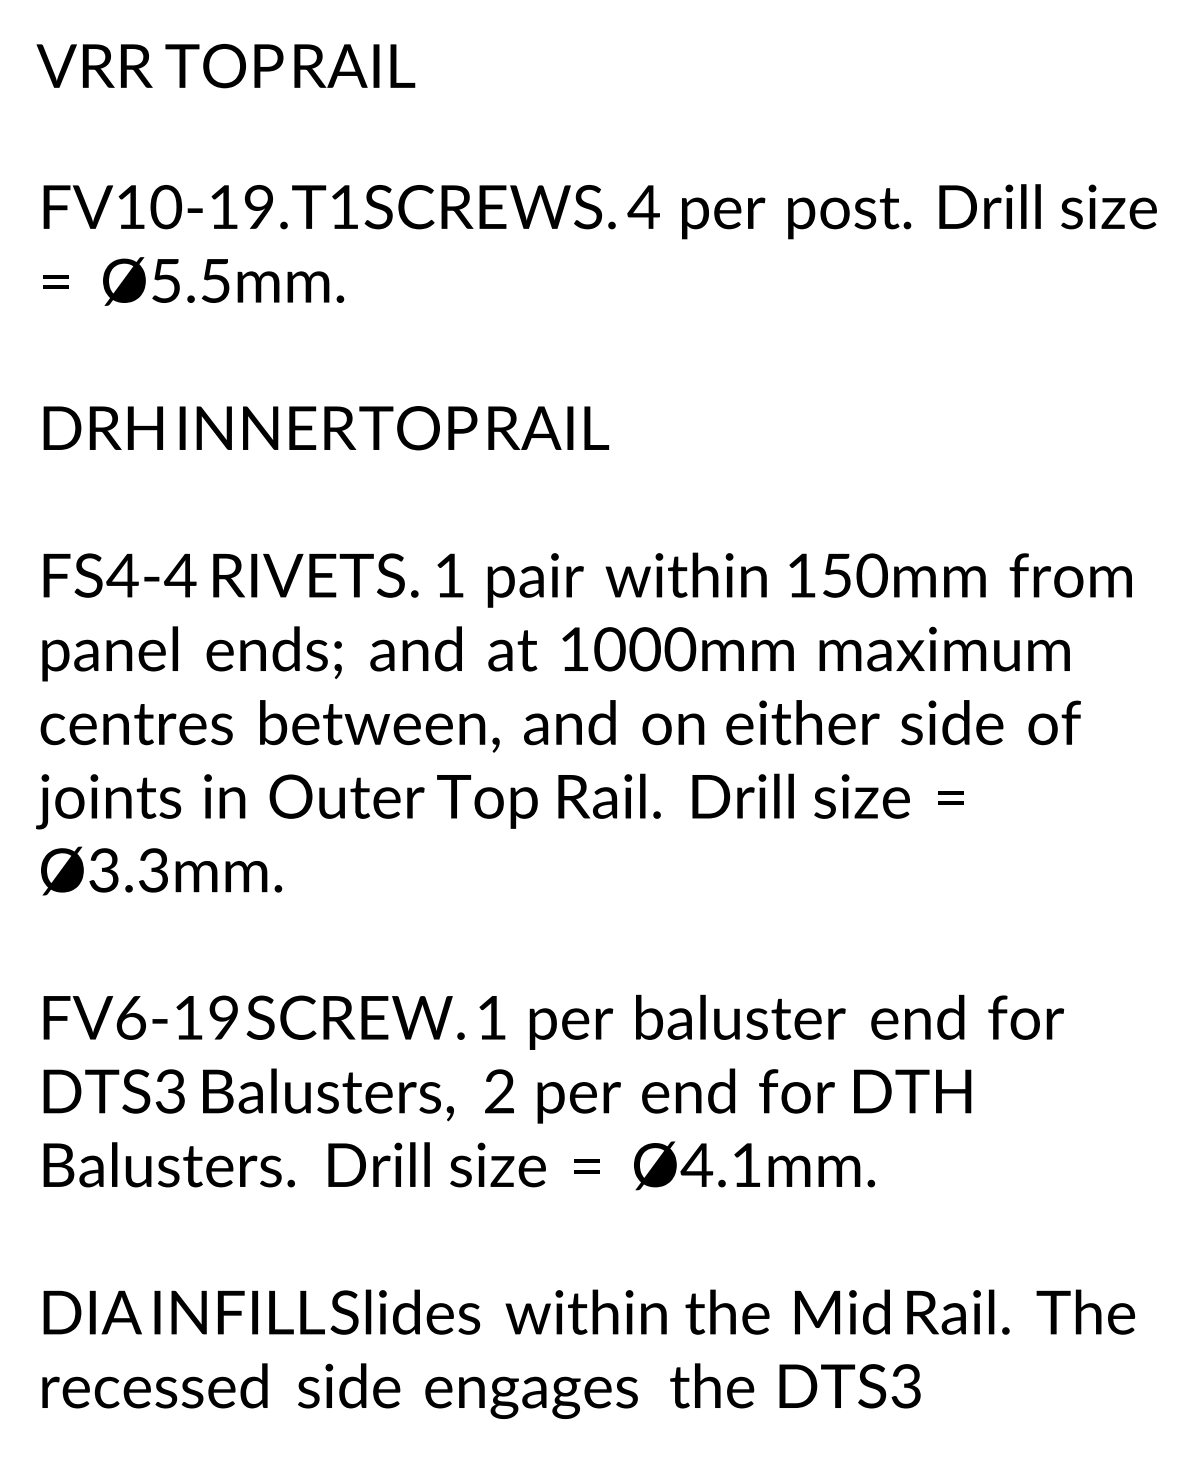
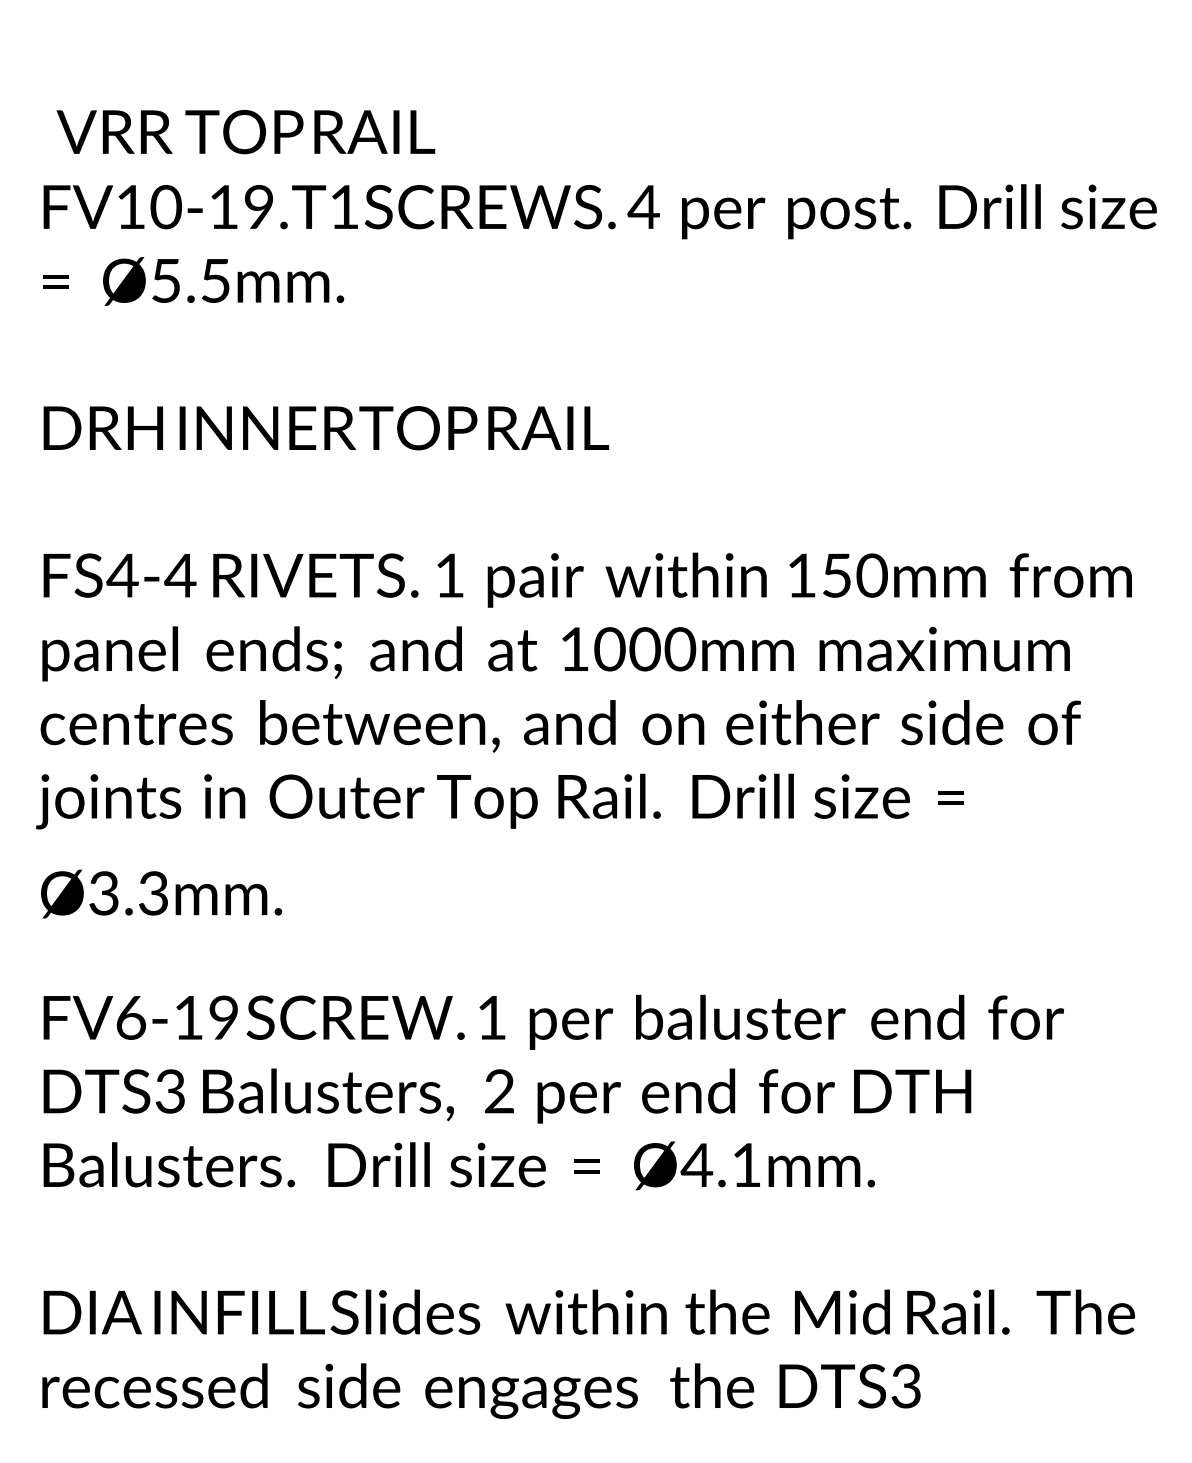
text position: (225, 66) -> (245, 132) (245, 132)
text position: (161, 870) -> (161, 893) (161, 893)
